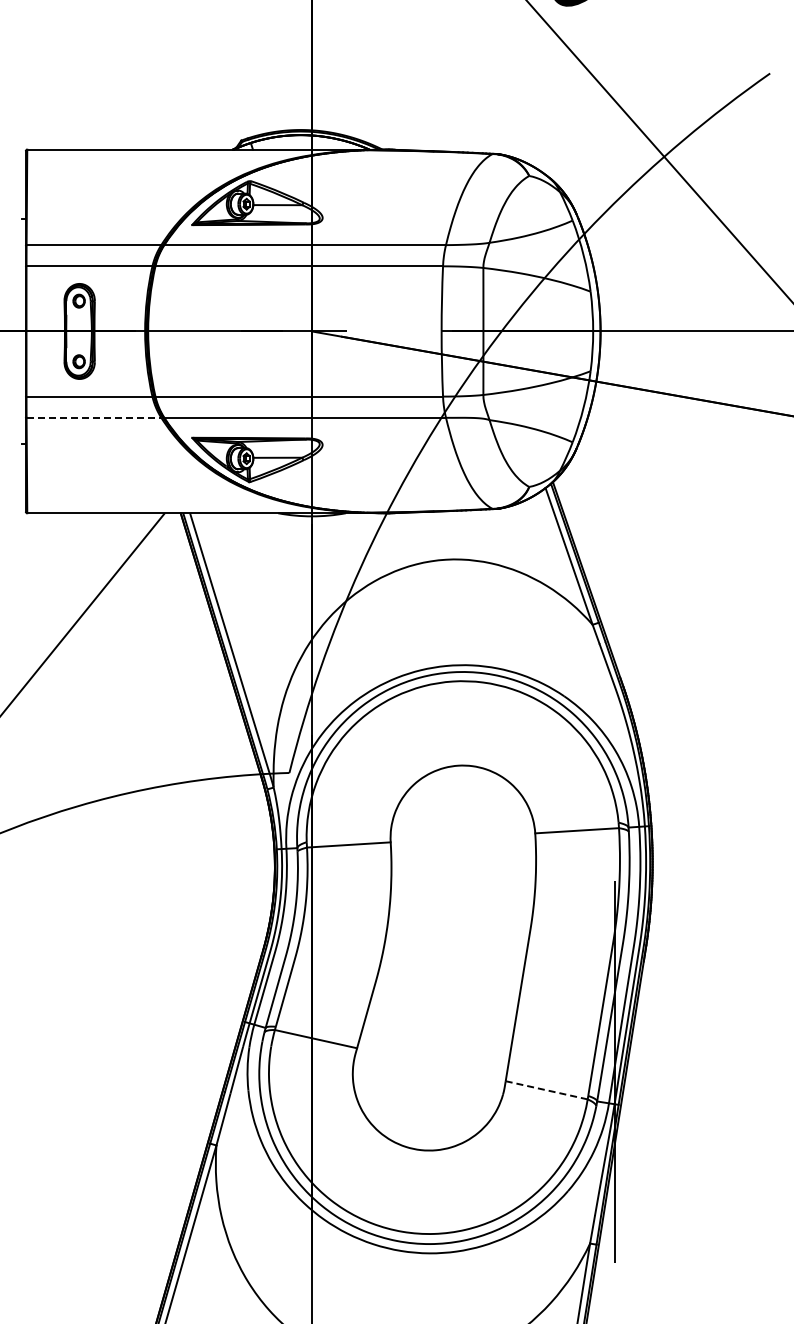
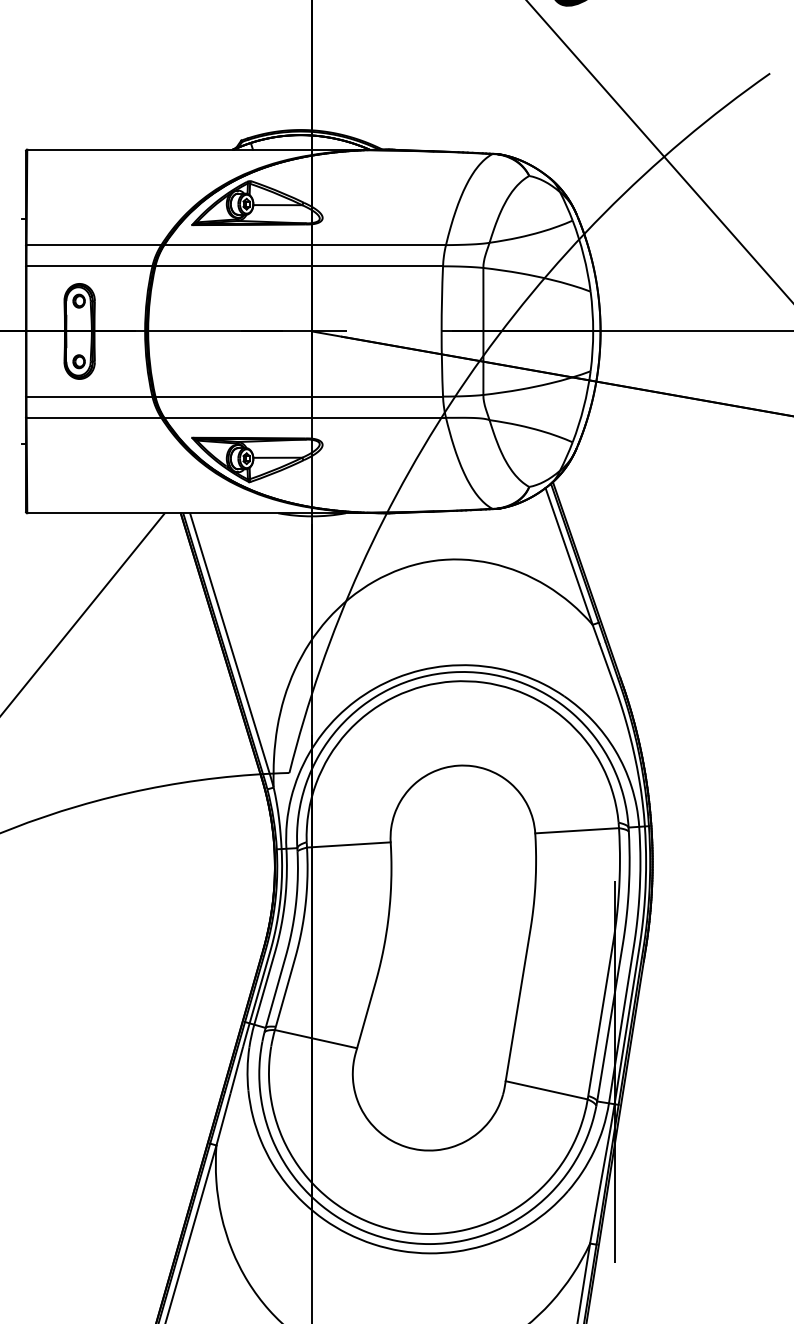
line: dashed -> solid (94, 417)
line: dashed -> solid (546, 1090)
